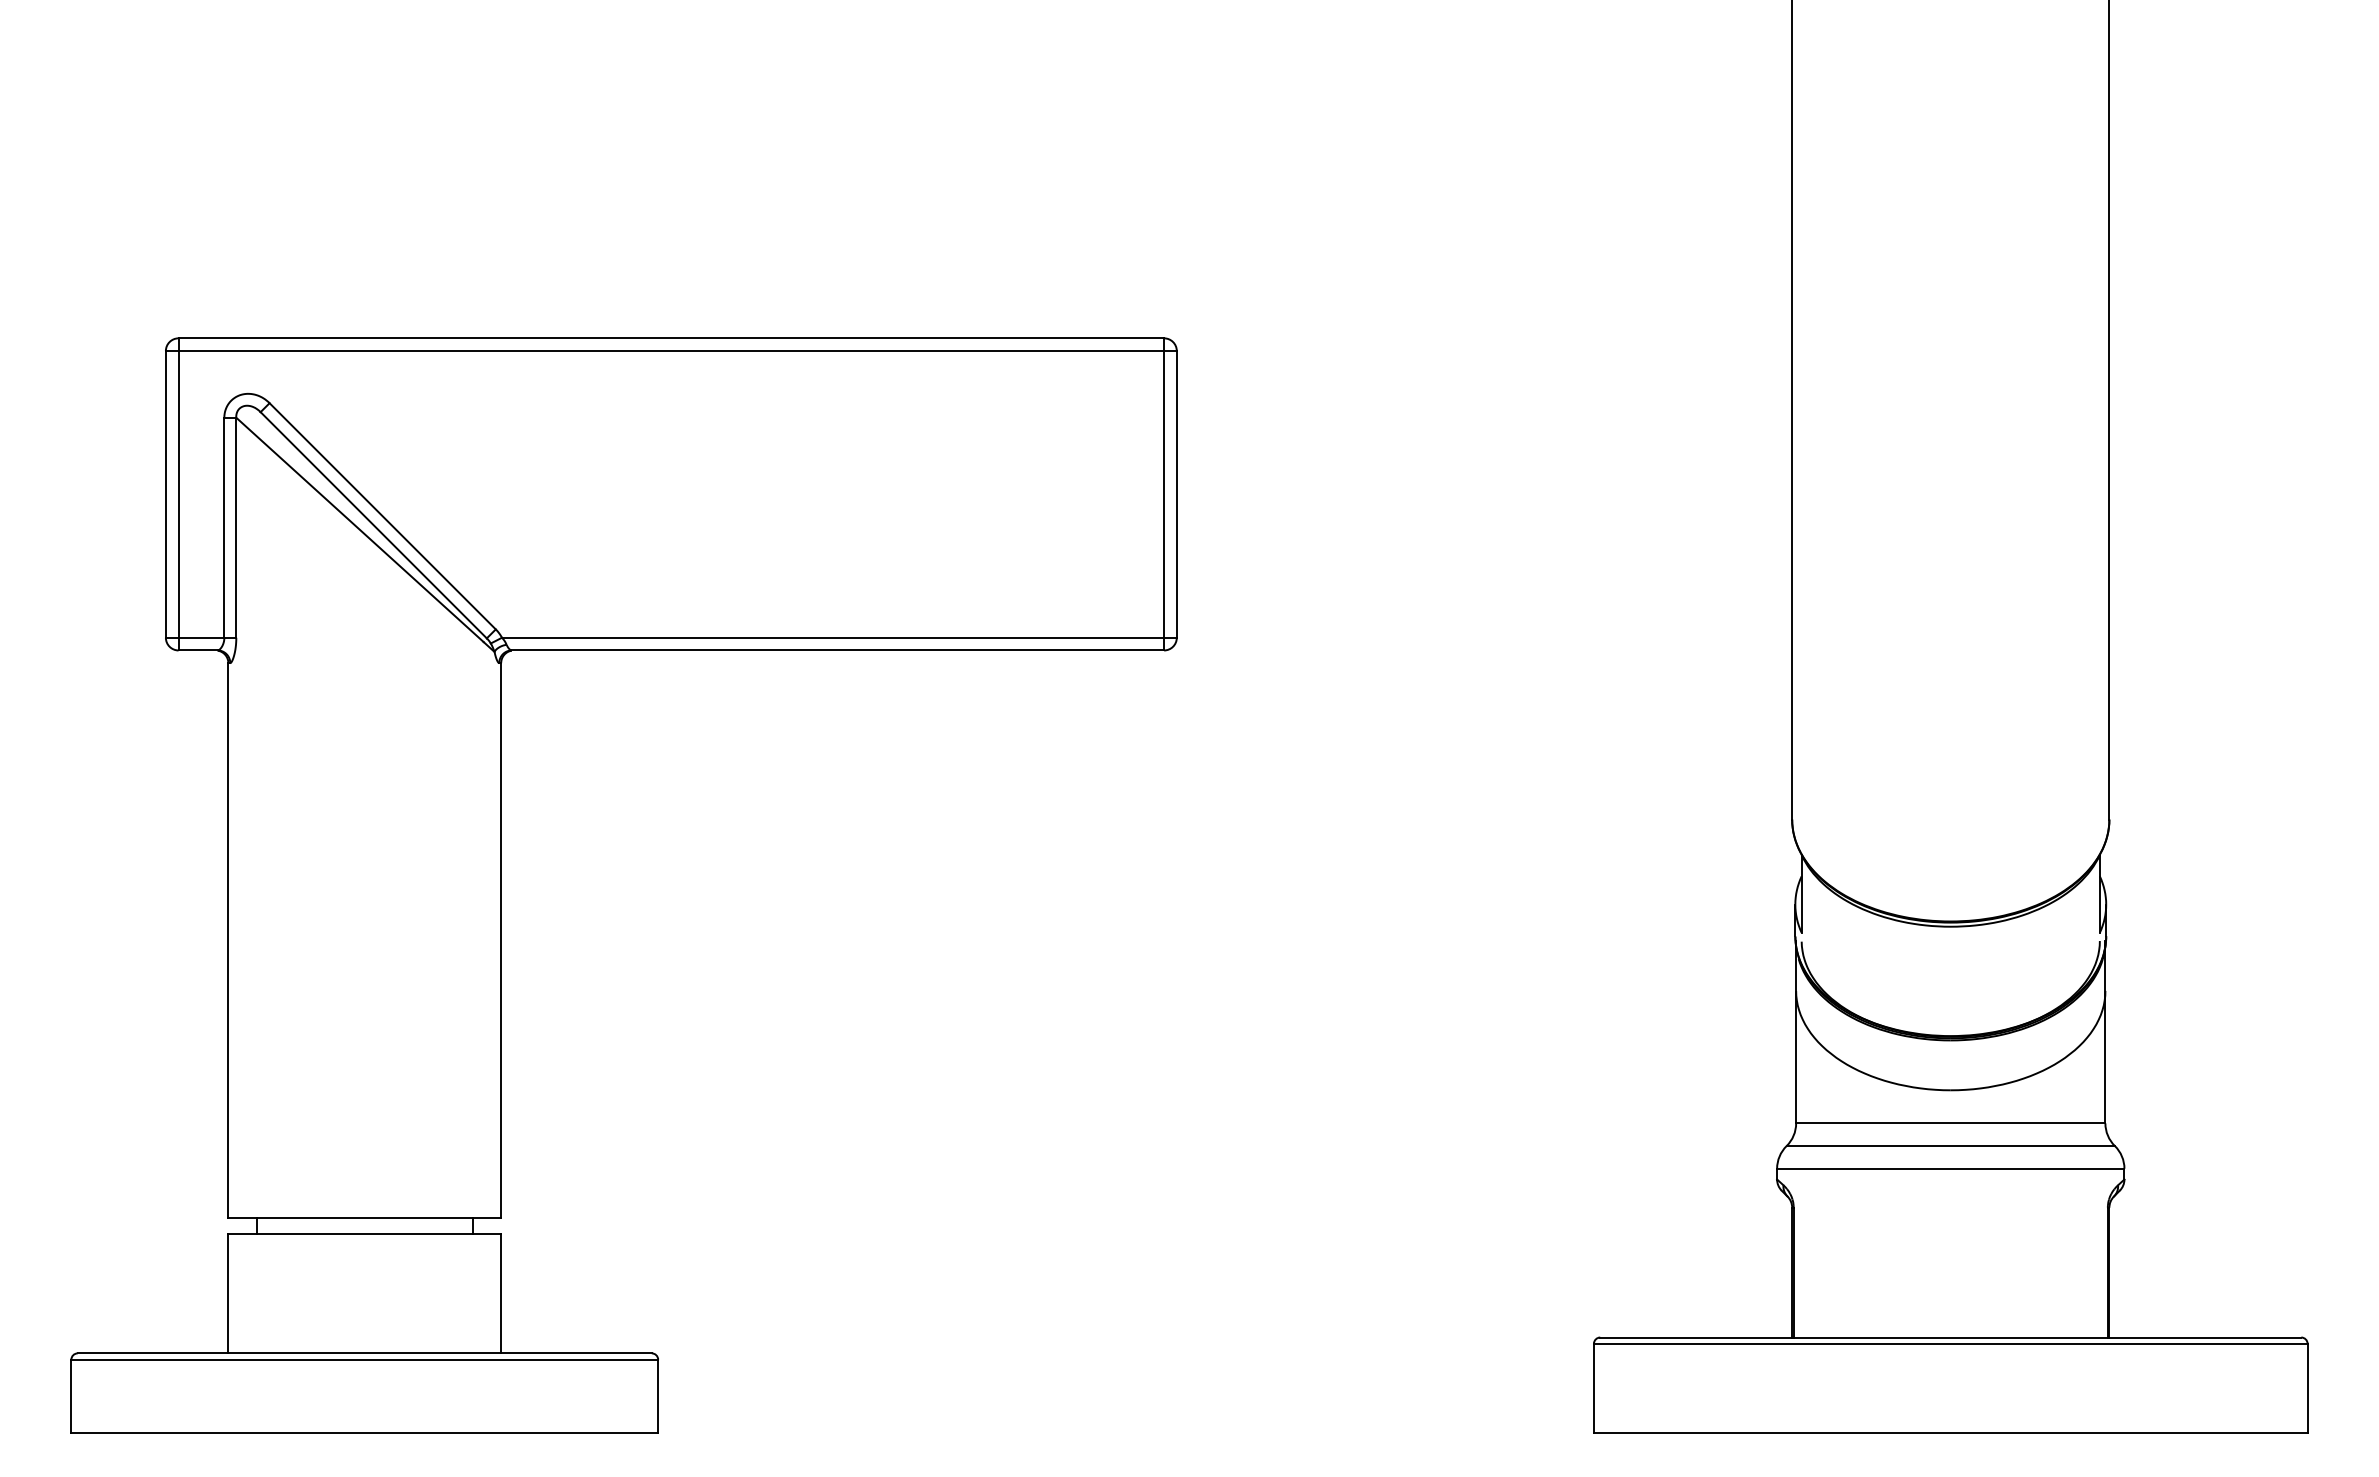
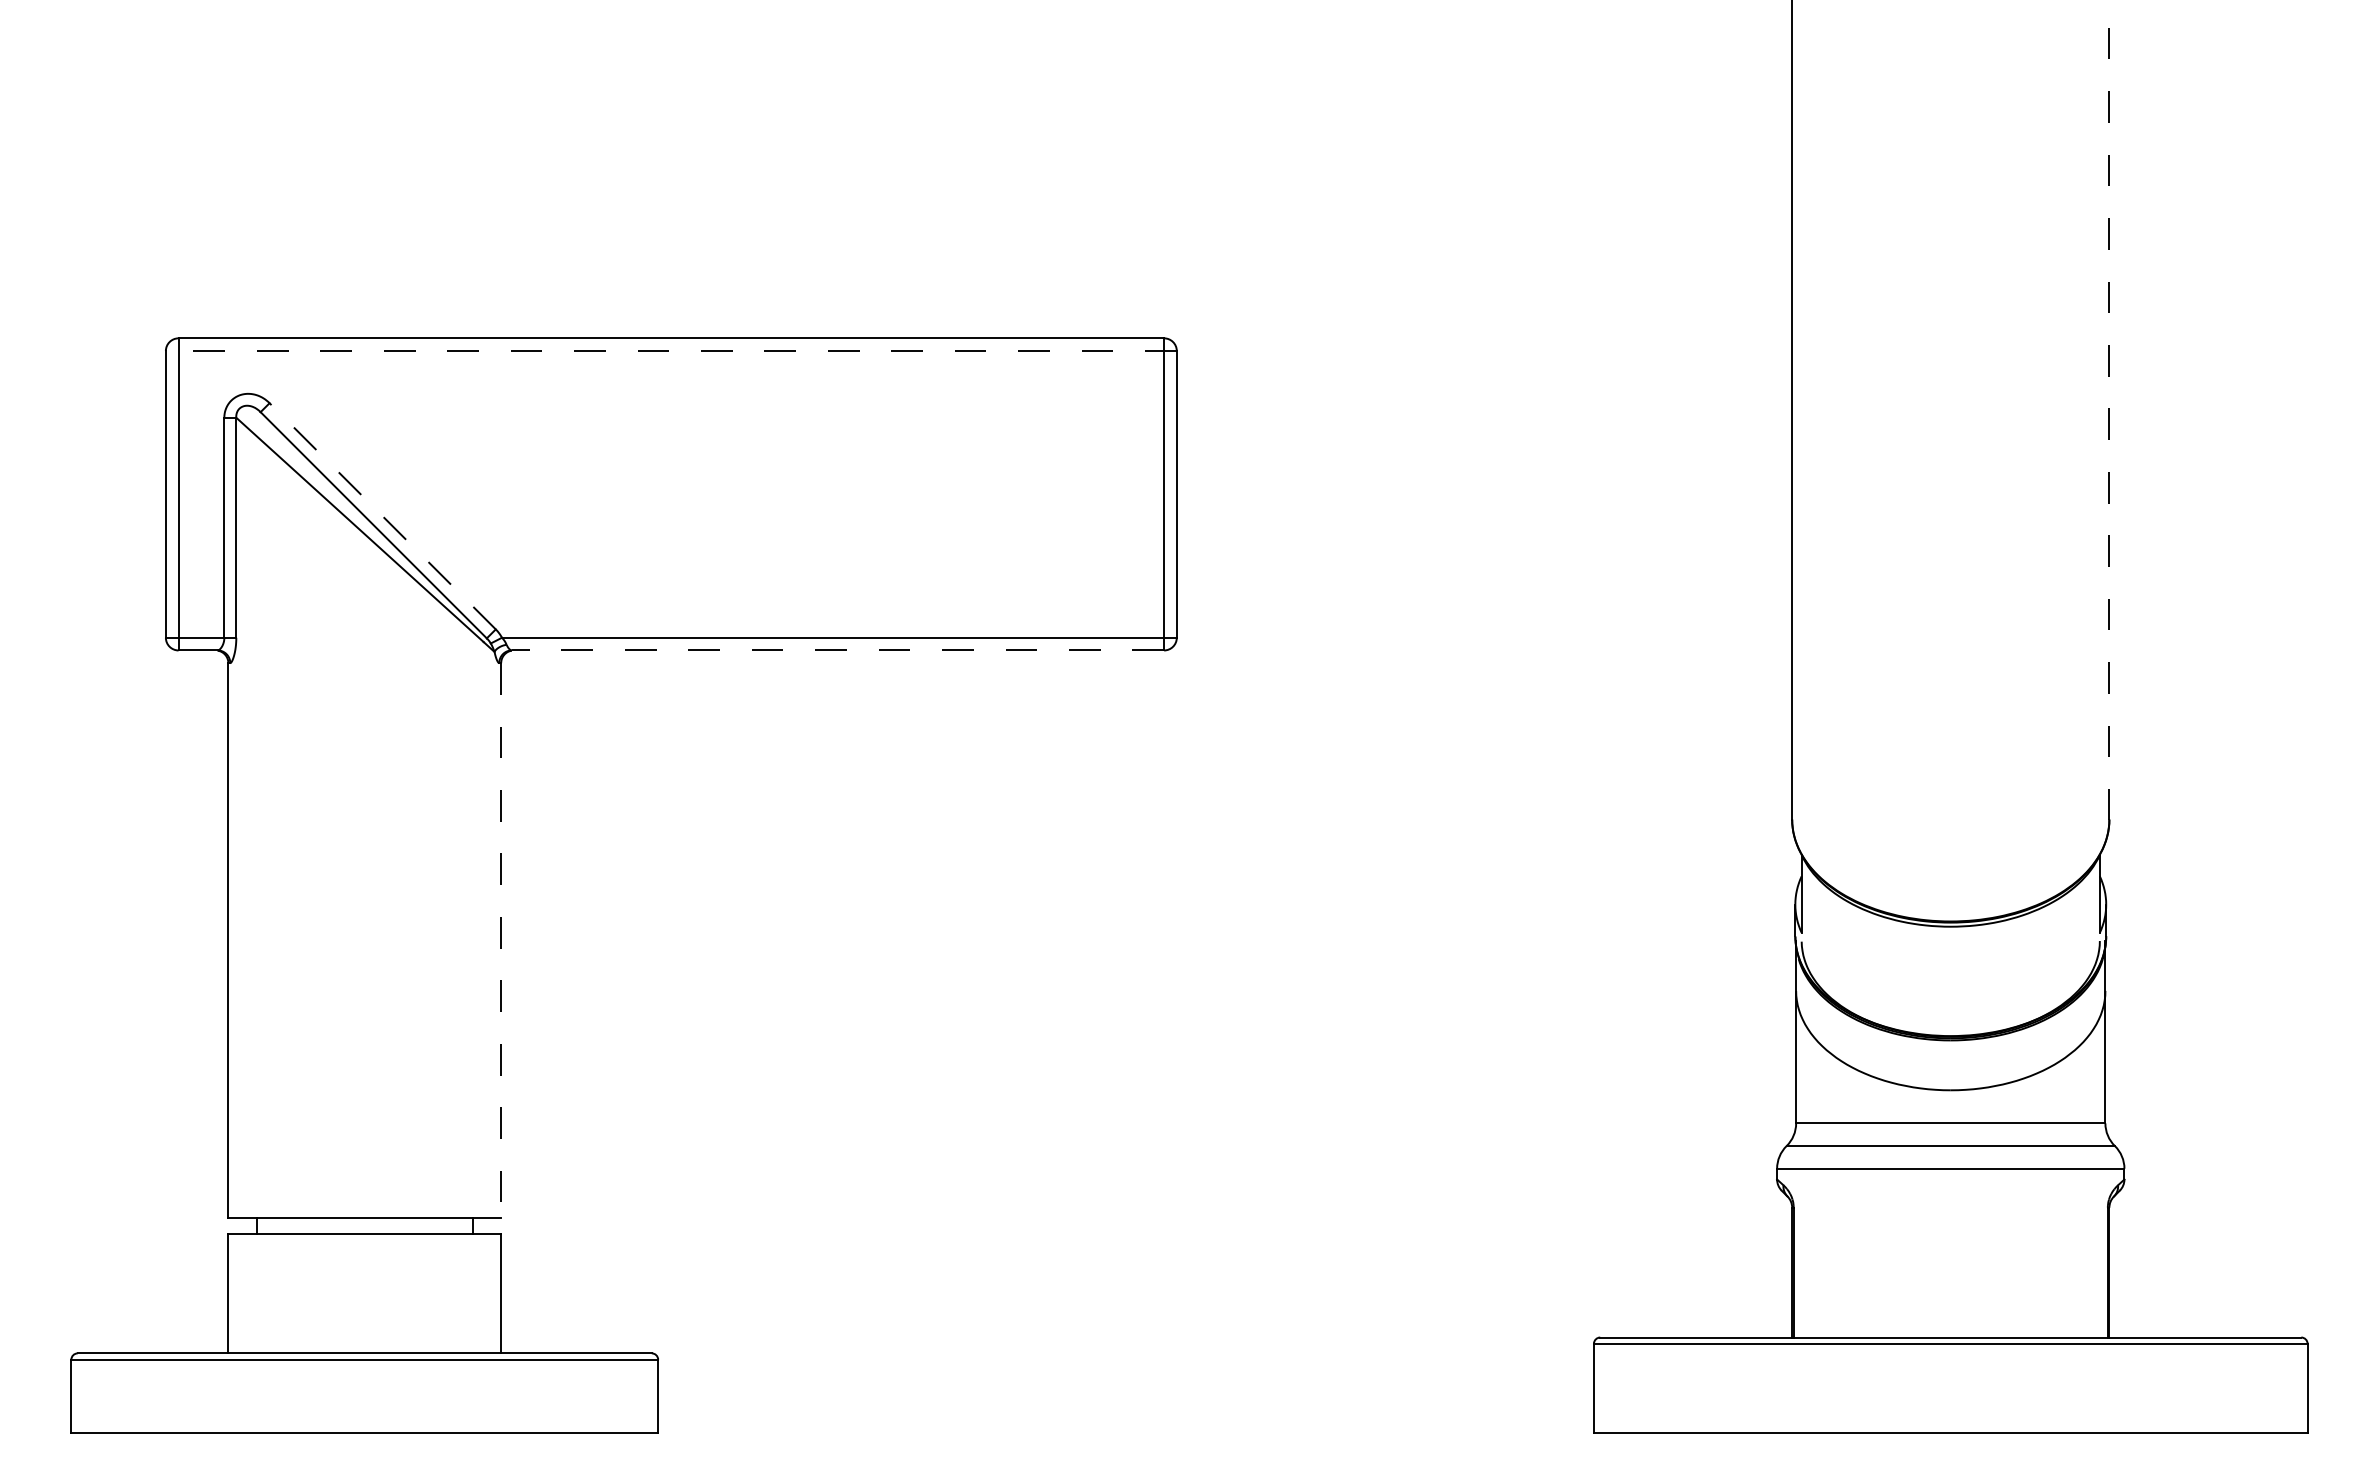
line: solid -> dashed (670, 351)
line: solid -> dashed (2109, 410)
line: solid -> dashed (382, 516)
line: solid -> dashed (837, 650)
line: solid -> dashed (501, 940)
